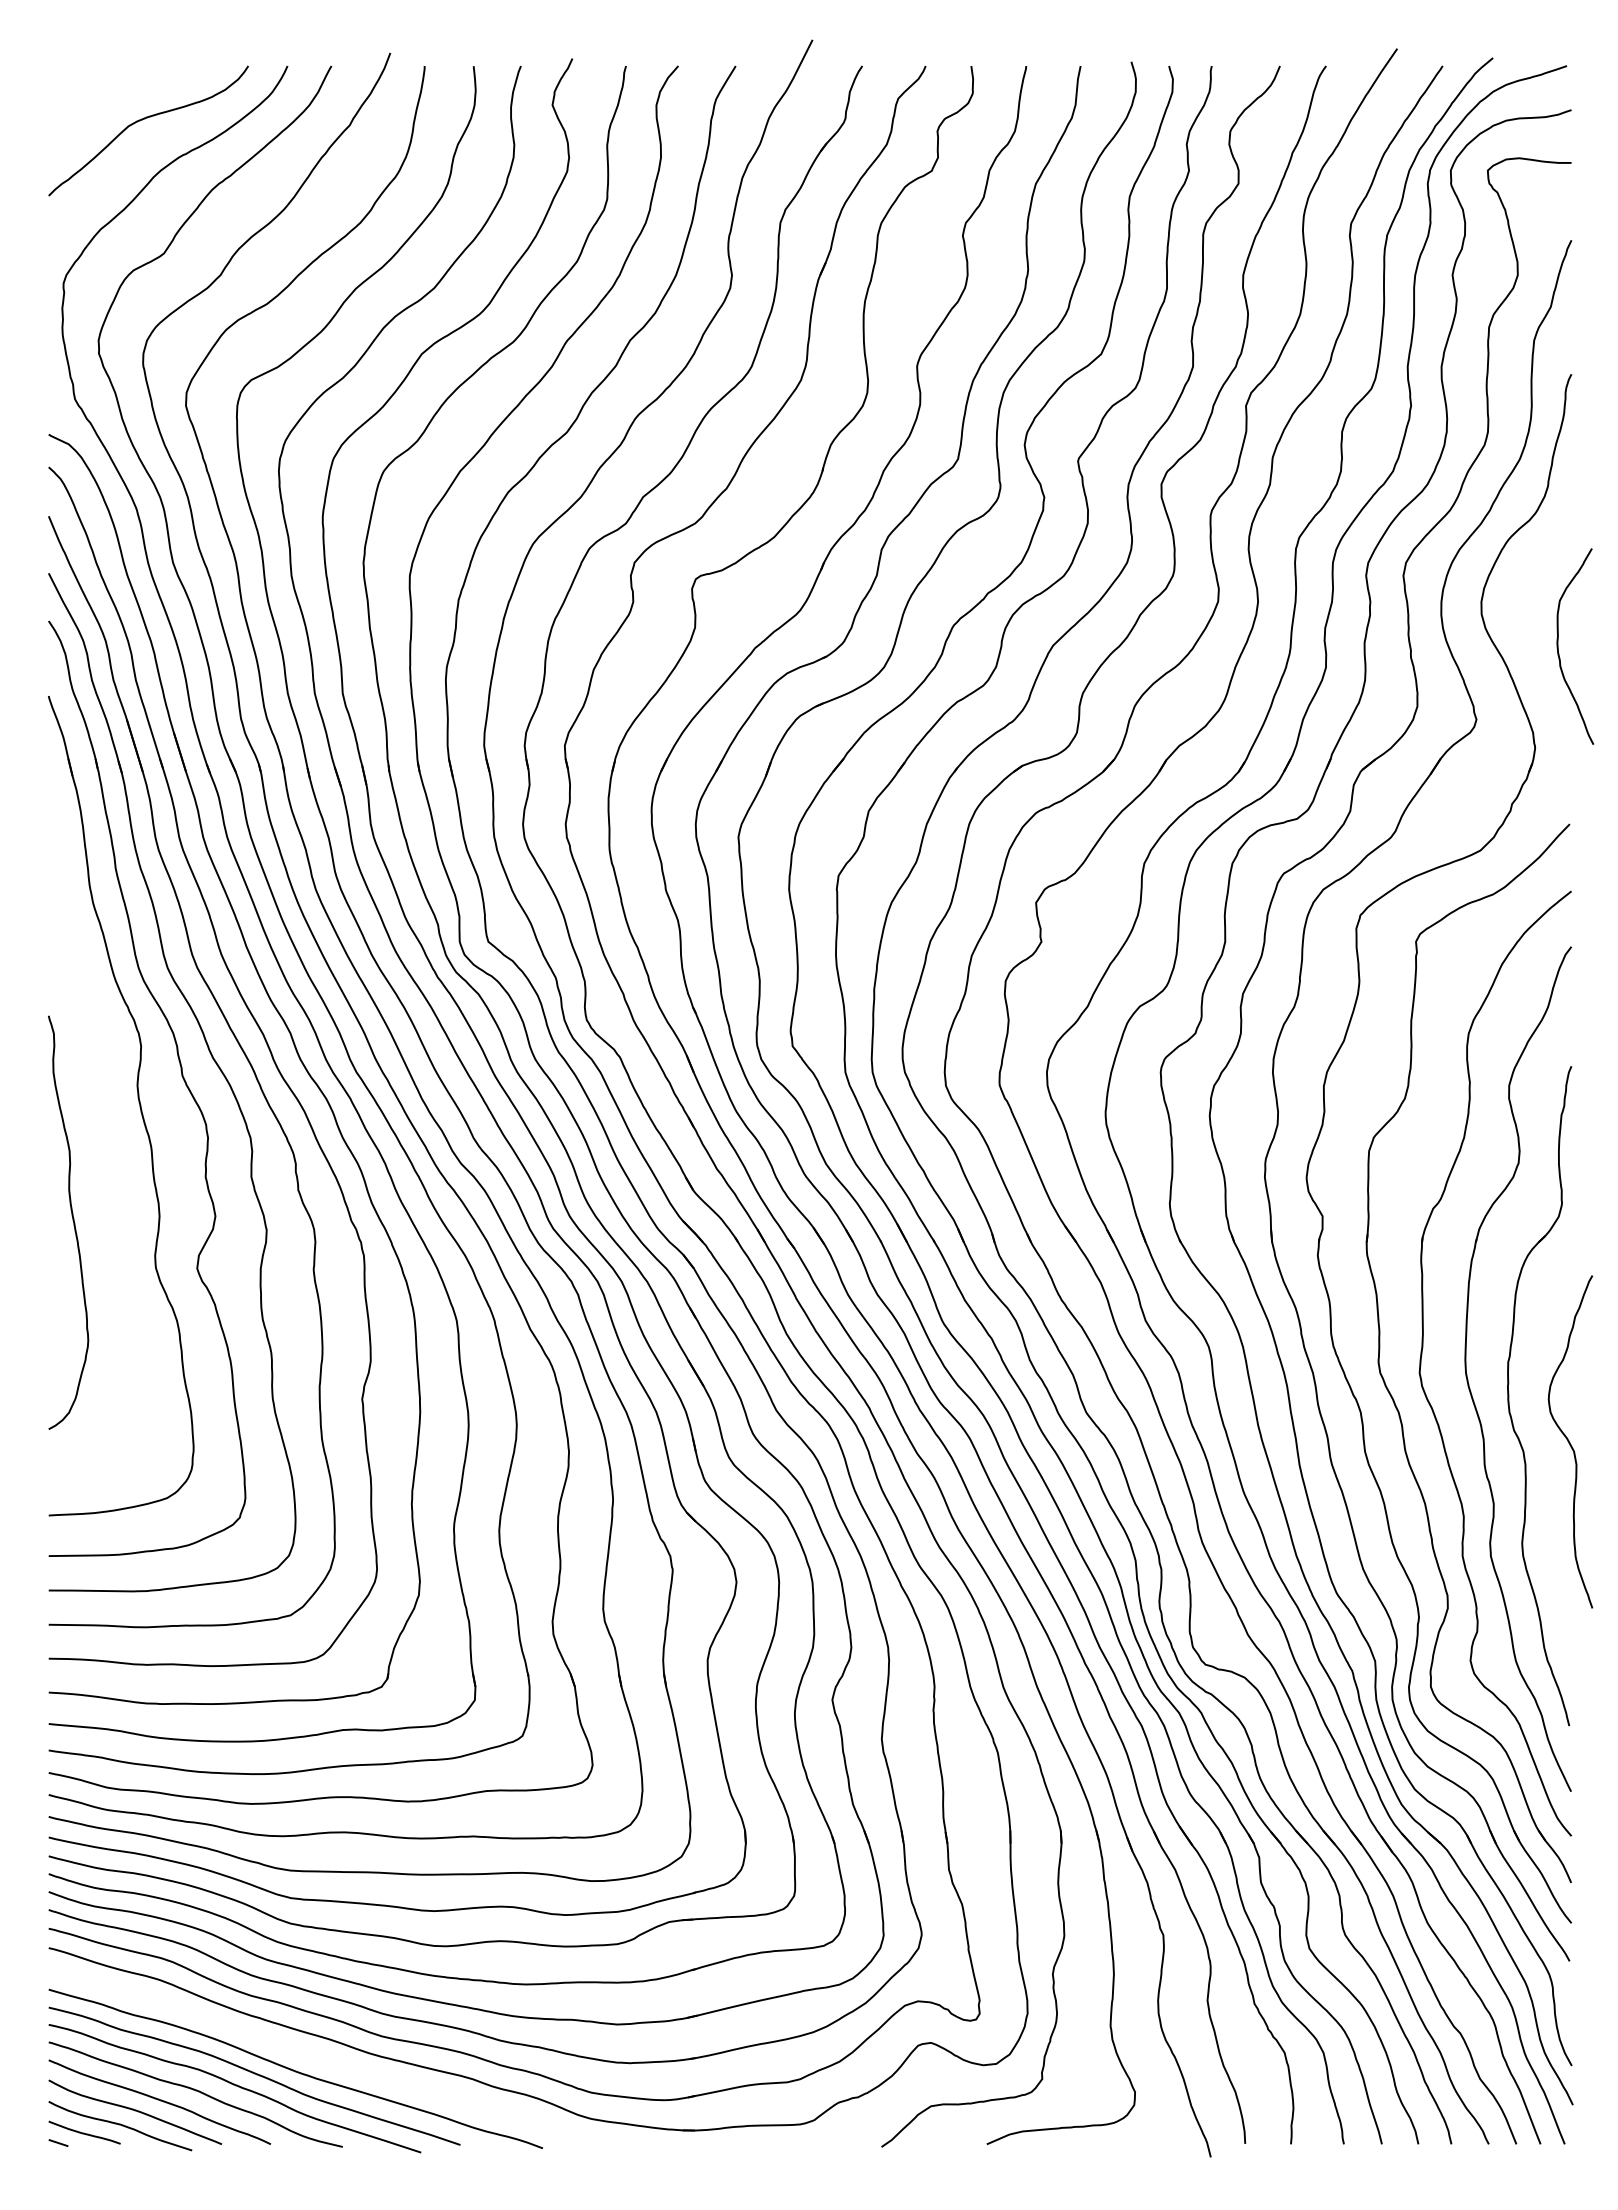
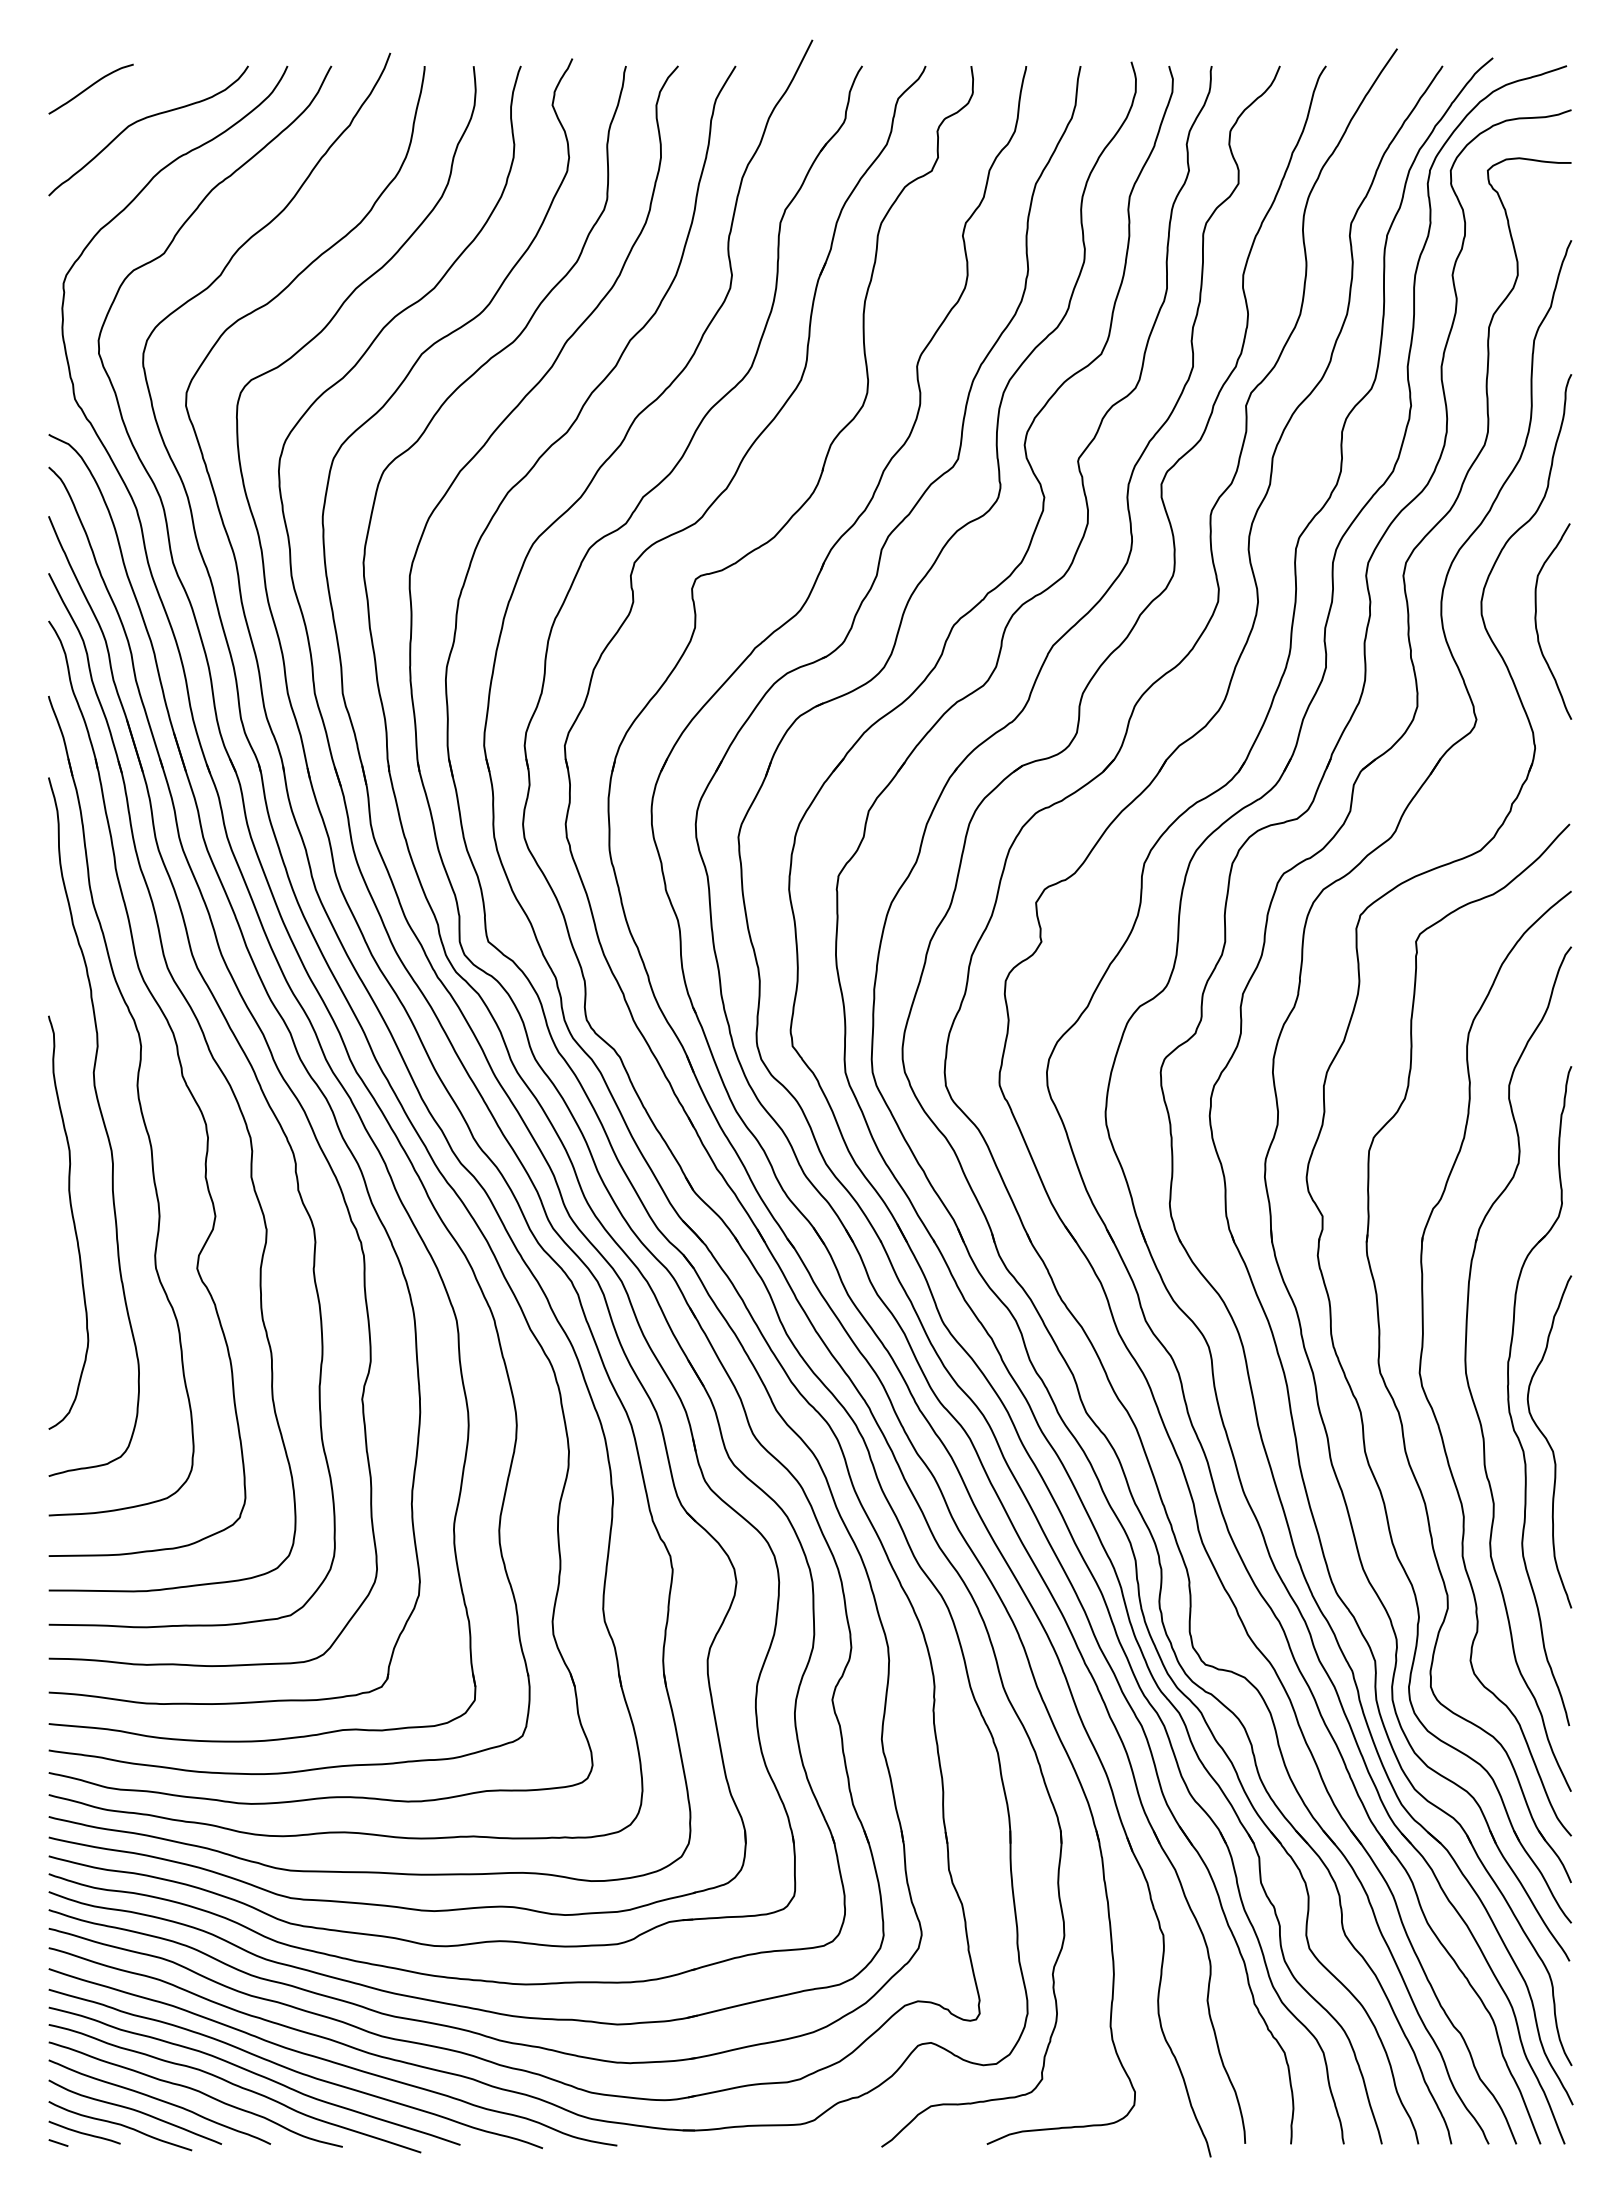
curve: none -> present (90, 87)
curve position: (1558, 646) -> (1536, 621) (1536, 621)
curve: none -> present (103, 1125)
curve position: (1569, 1441) -> (1548, 1441) (1548, 1441)
curve: none -> present (331, 2060)
